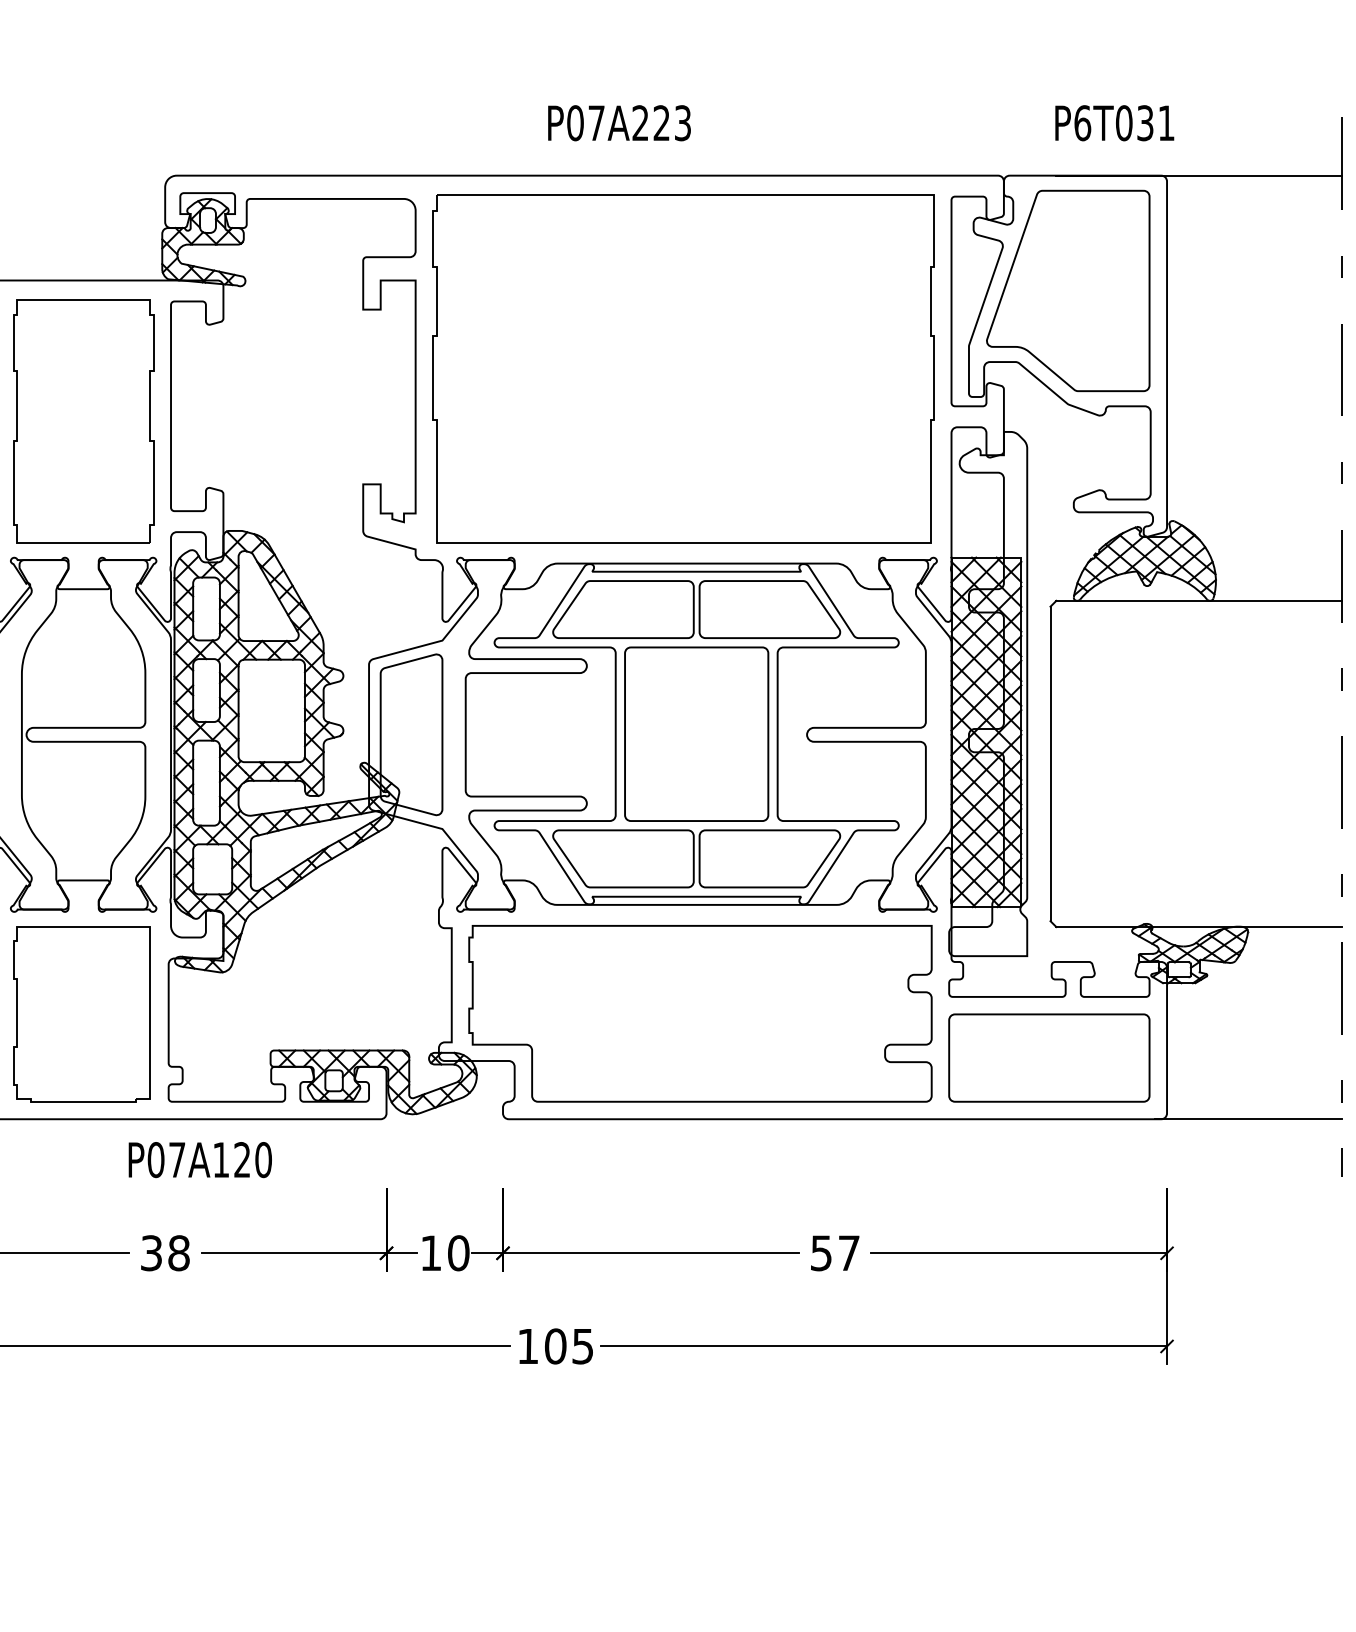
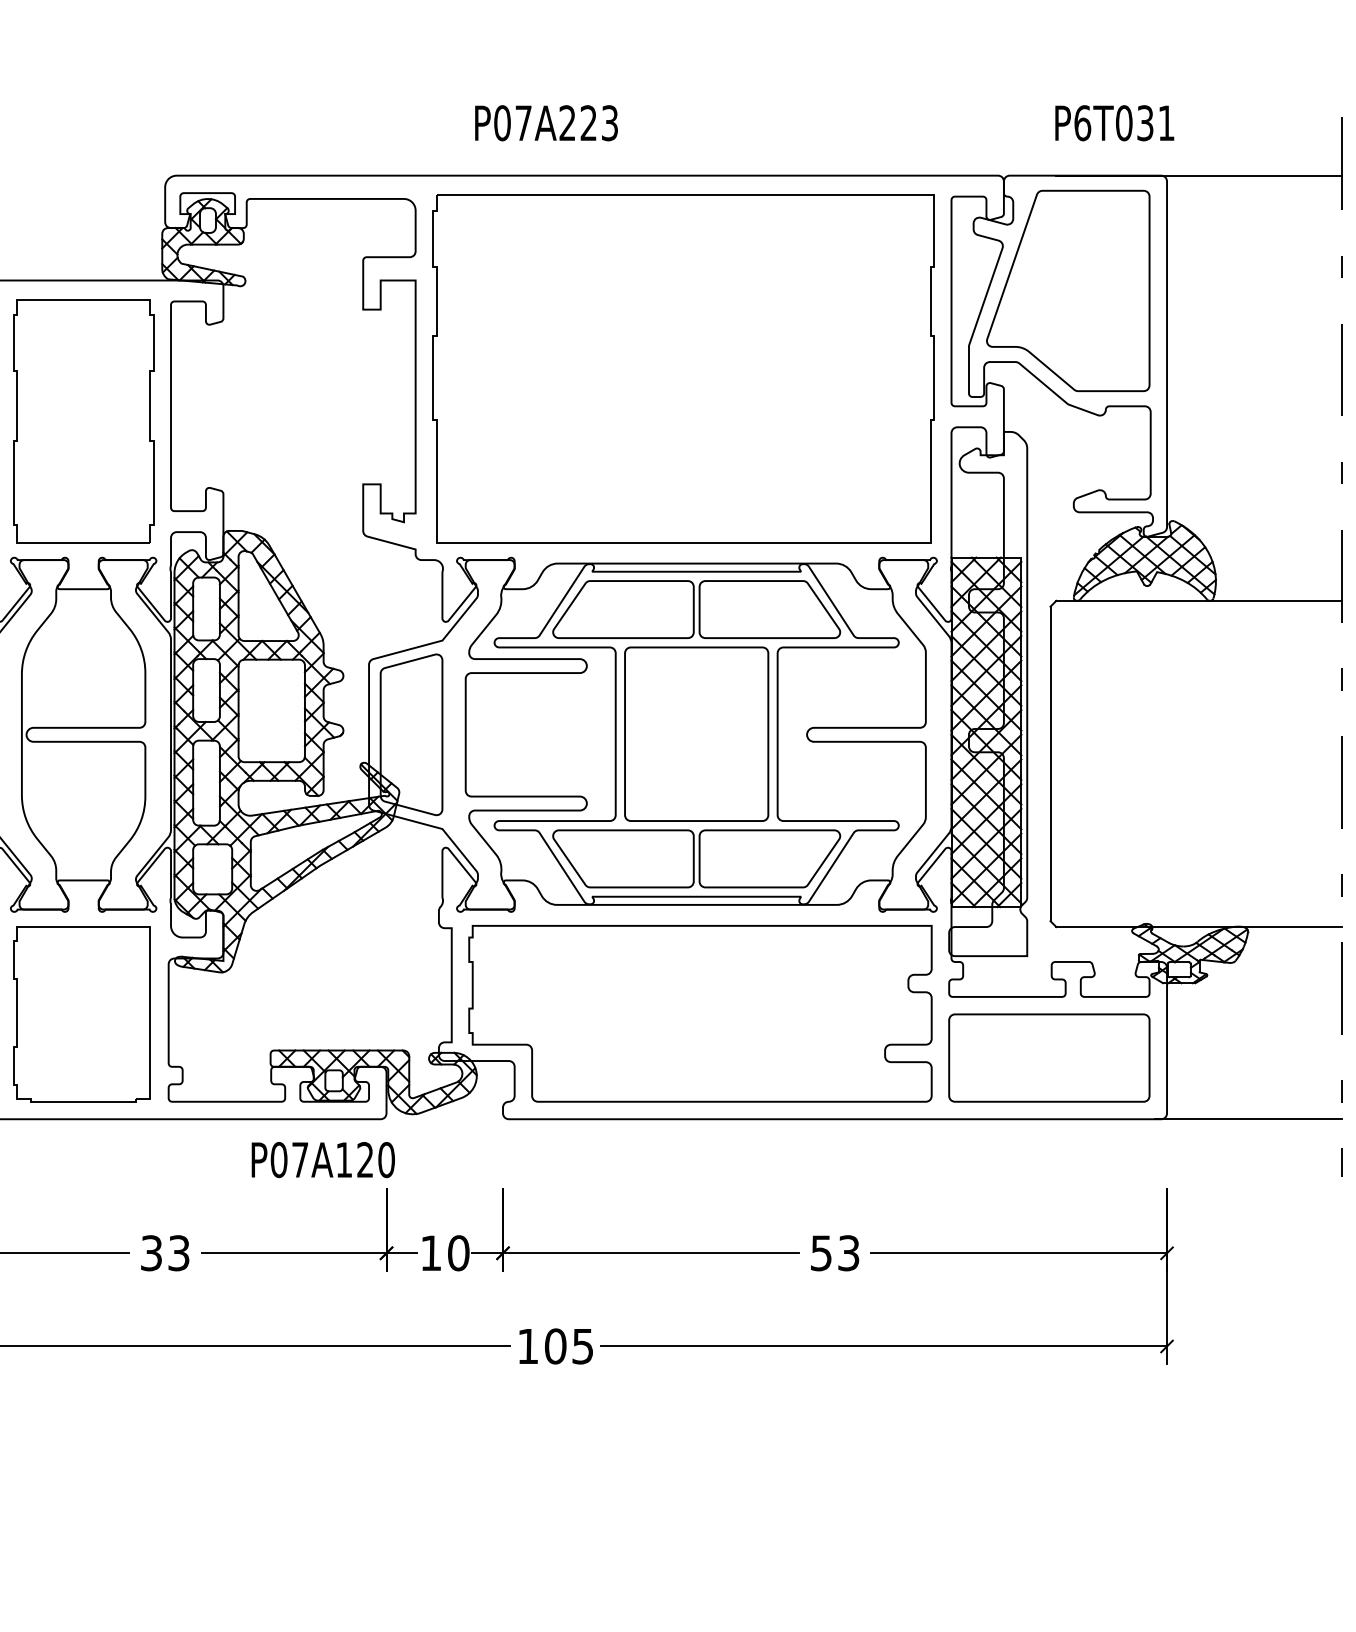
text position: (619, 123) -> (546, 123) (546, 123)
text position: (199, 1160) -> (322, 1160) (322, 1160)
text: 38 -> 33 (178, 1253)
text: 57 -> 53 (848, 1253)
